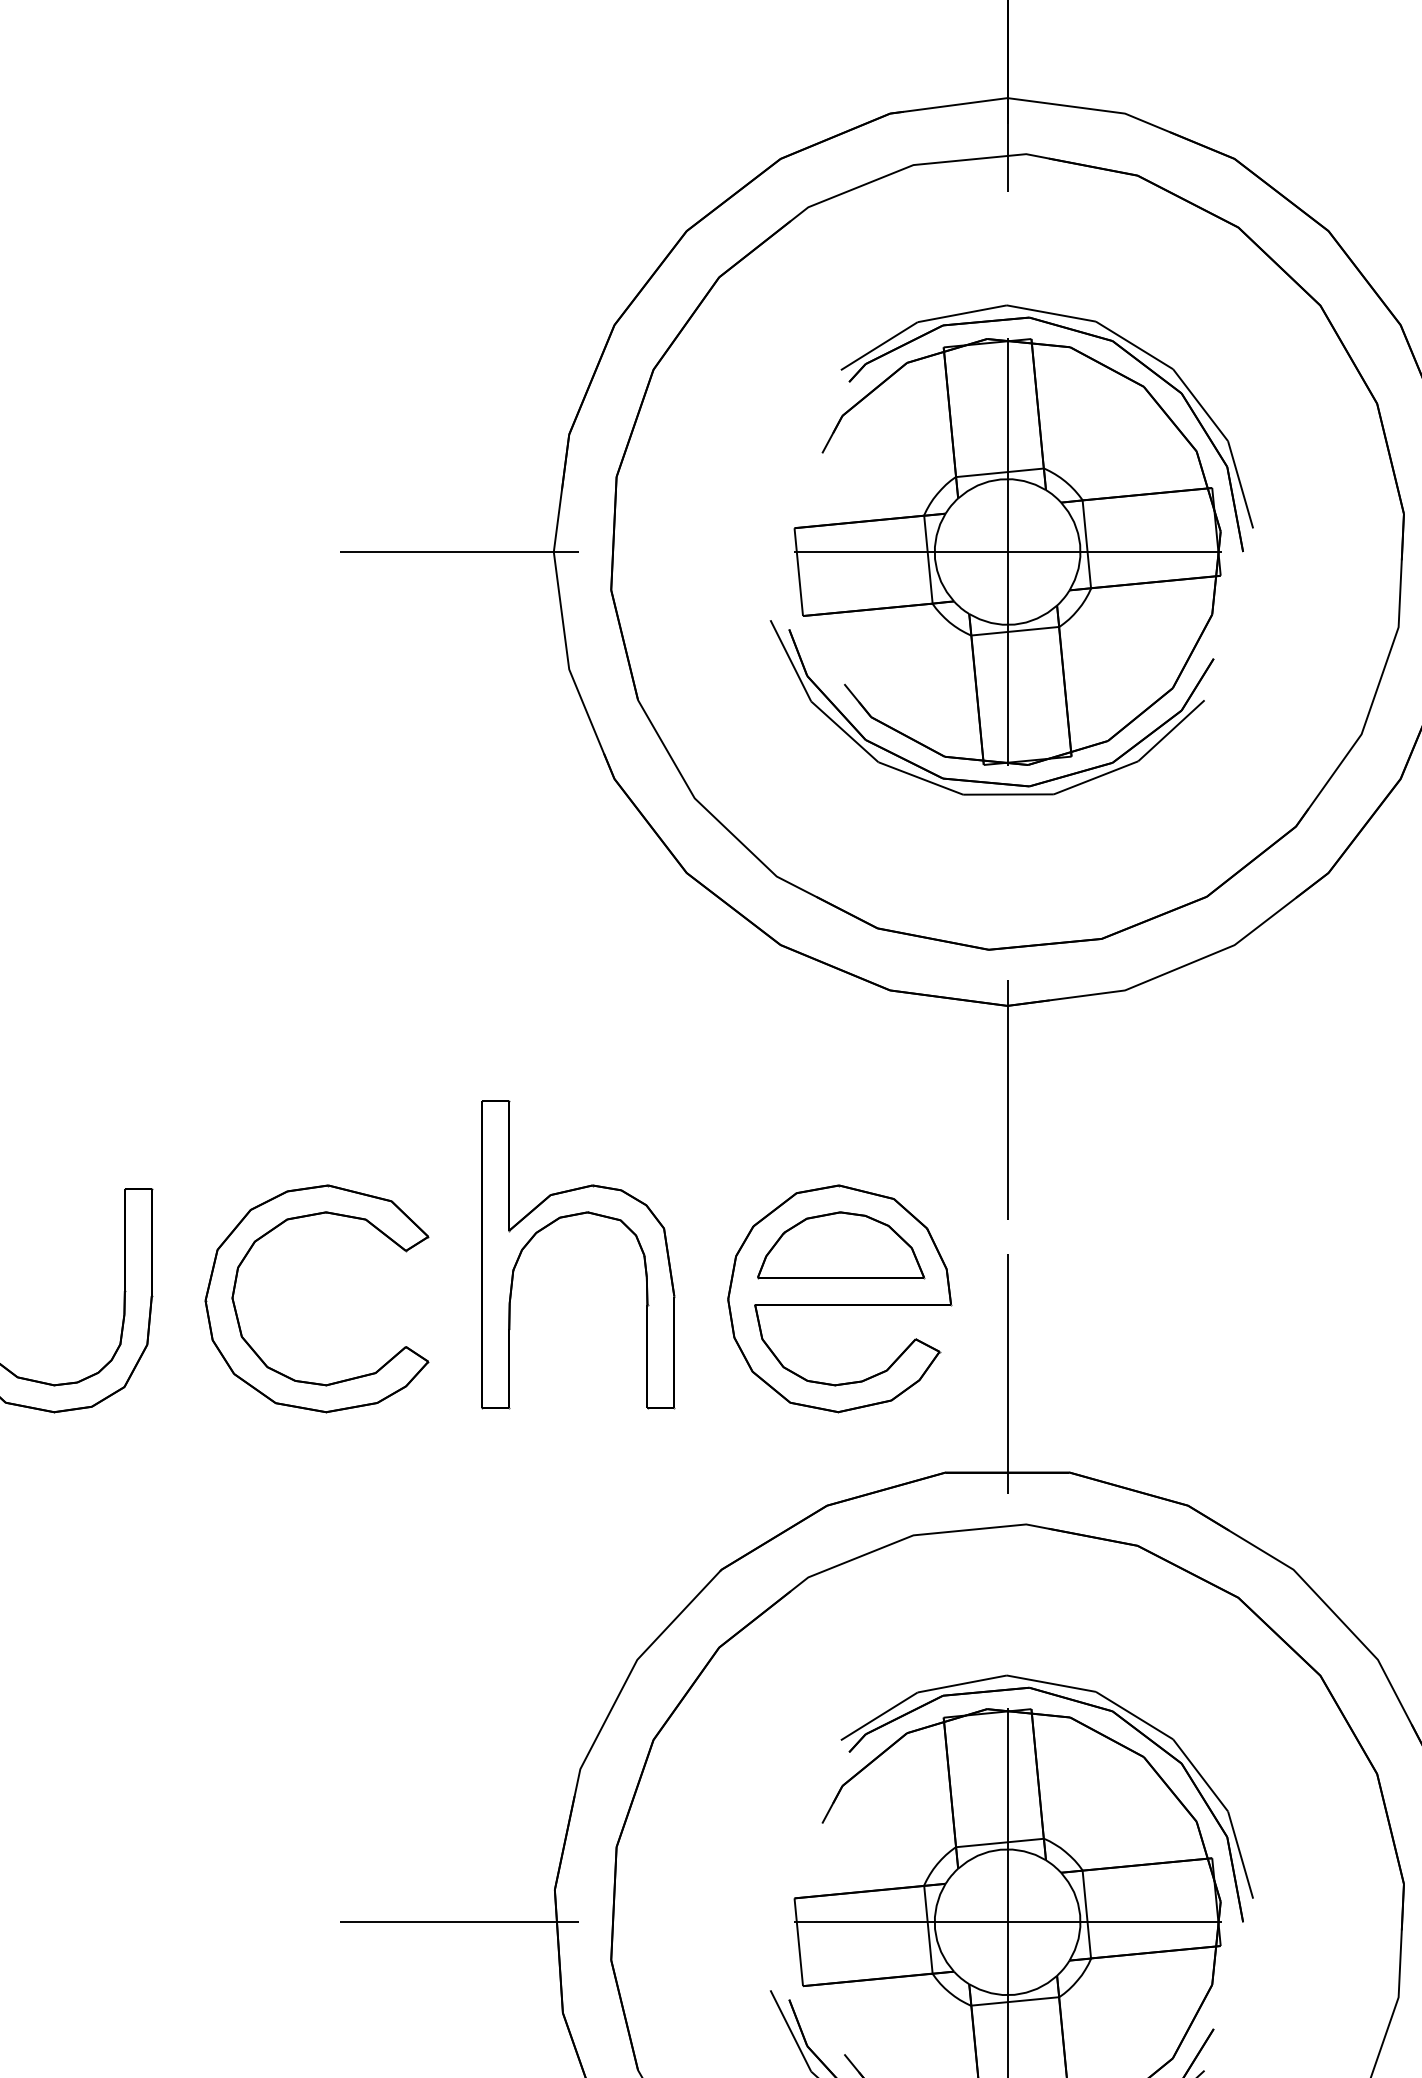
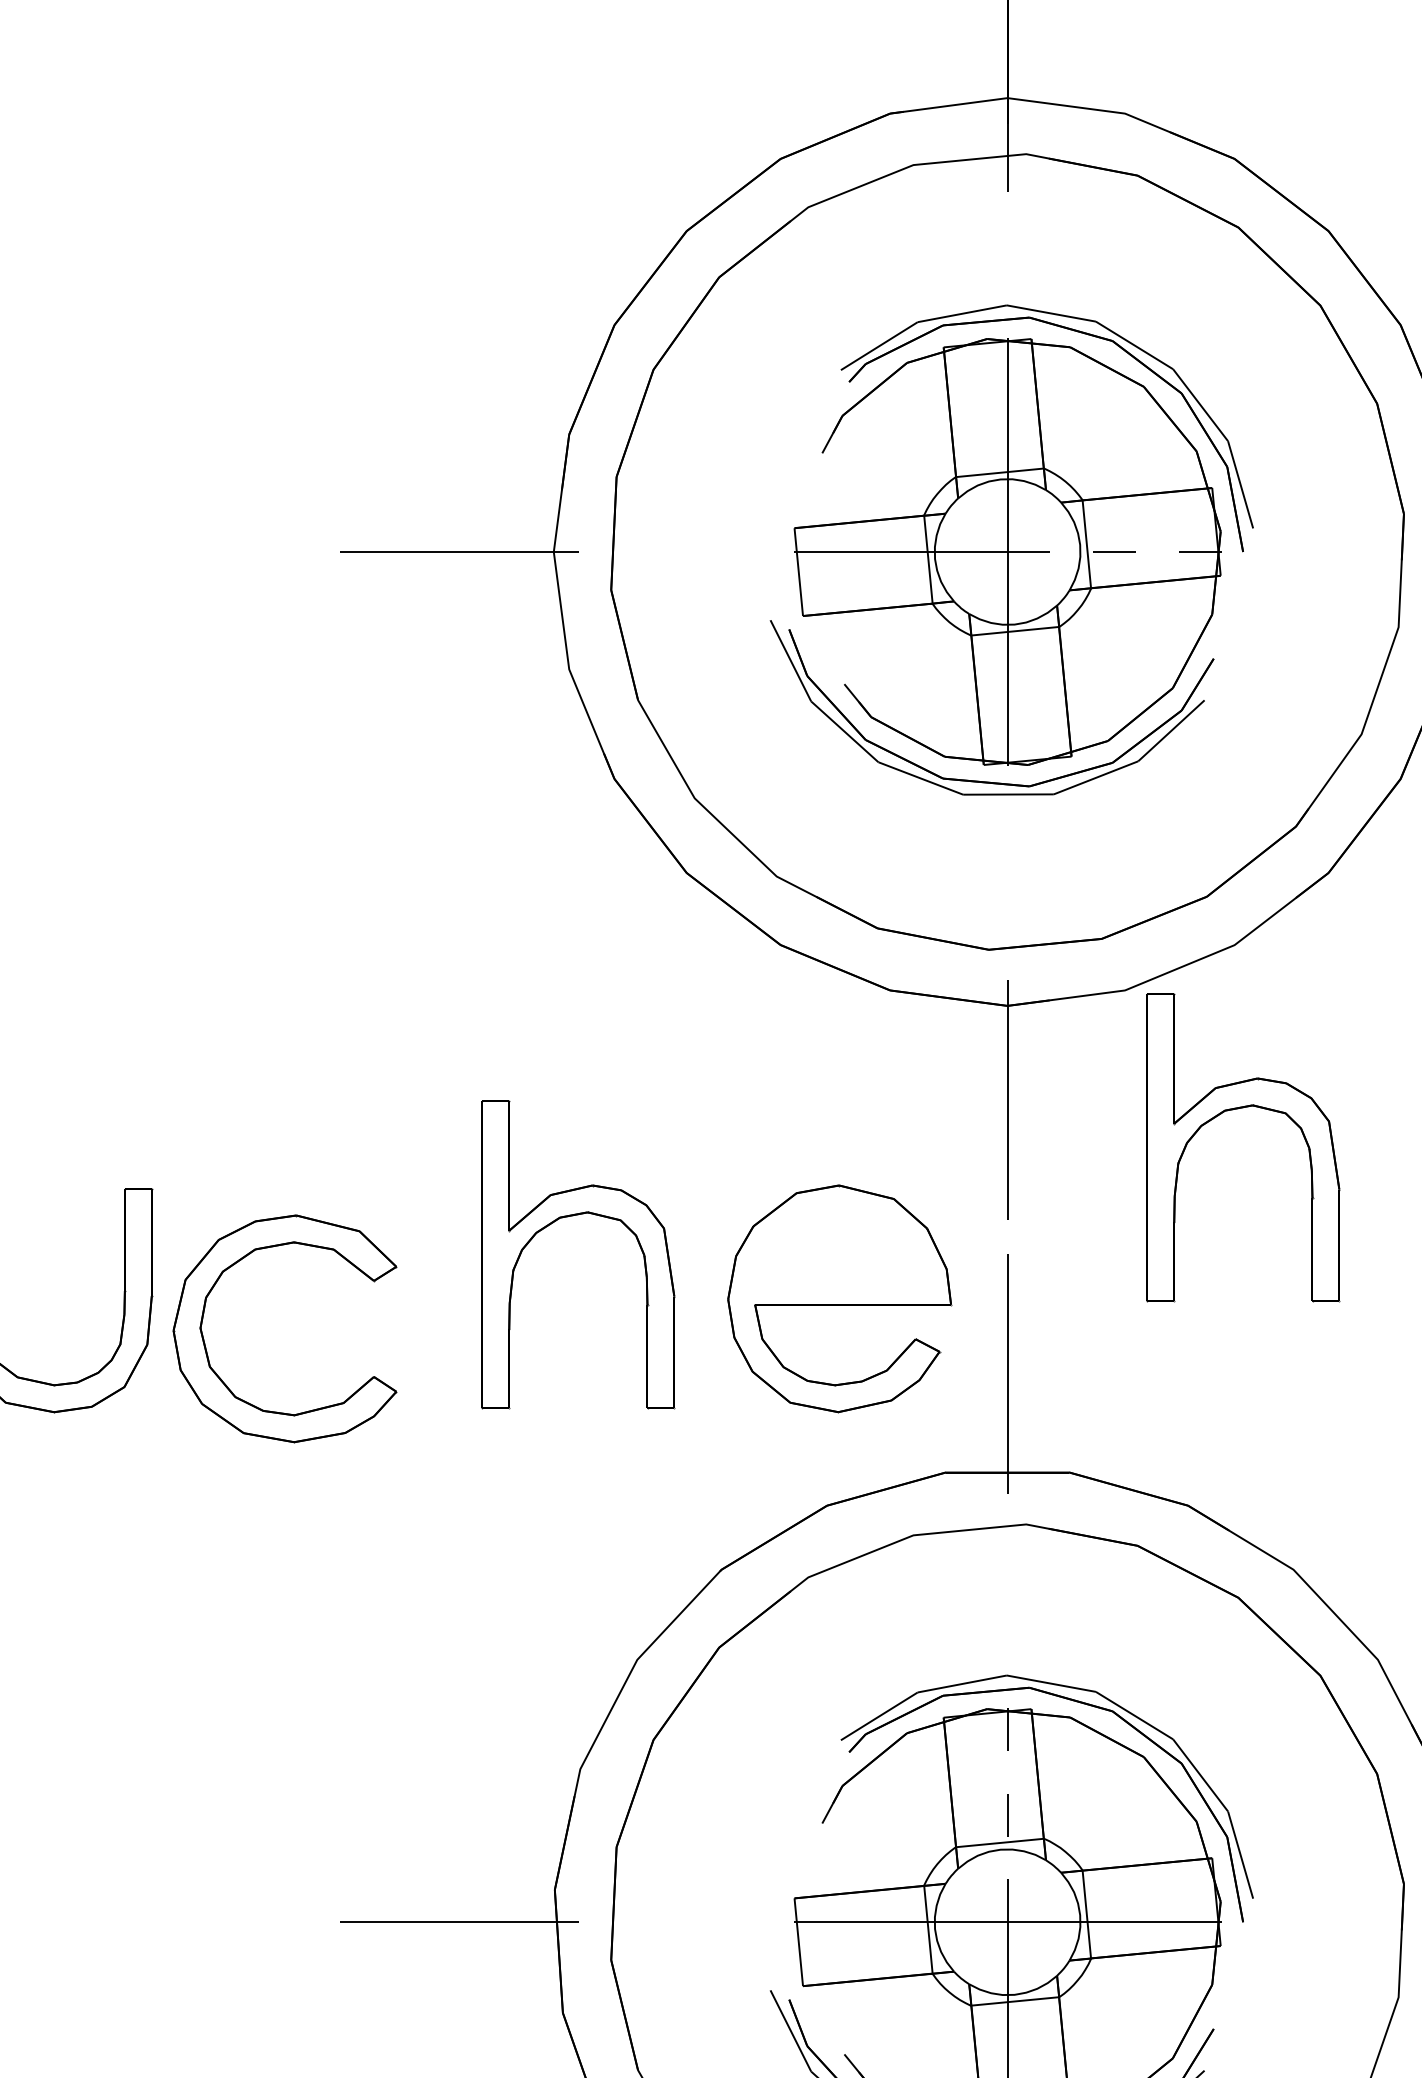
line: solid -> dashed (1115, 552)
part: none -> present (1238, 1109)
part: present -> none (841, 1245)
part position: (238, 1317) -> (206, 1347) (206, 1347)
line: solid -> dashed (1007, 1814)
